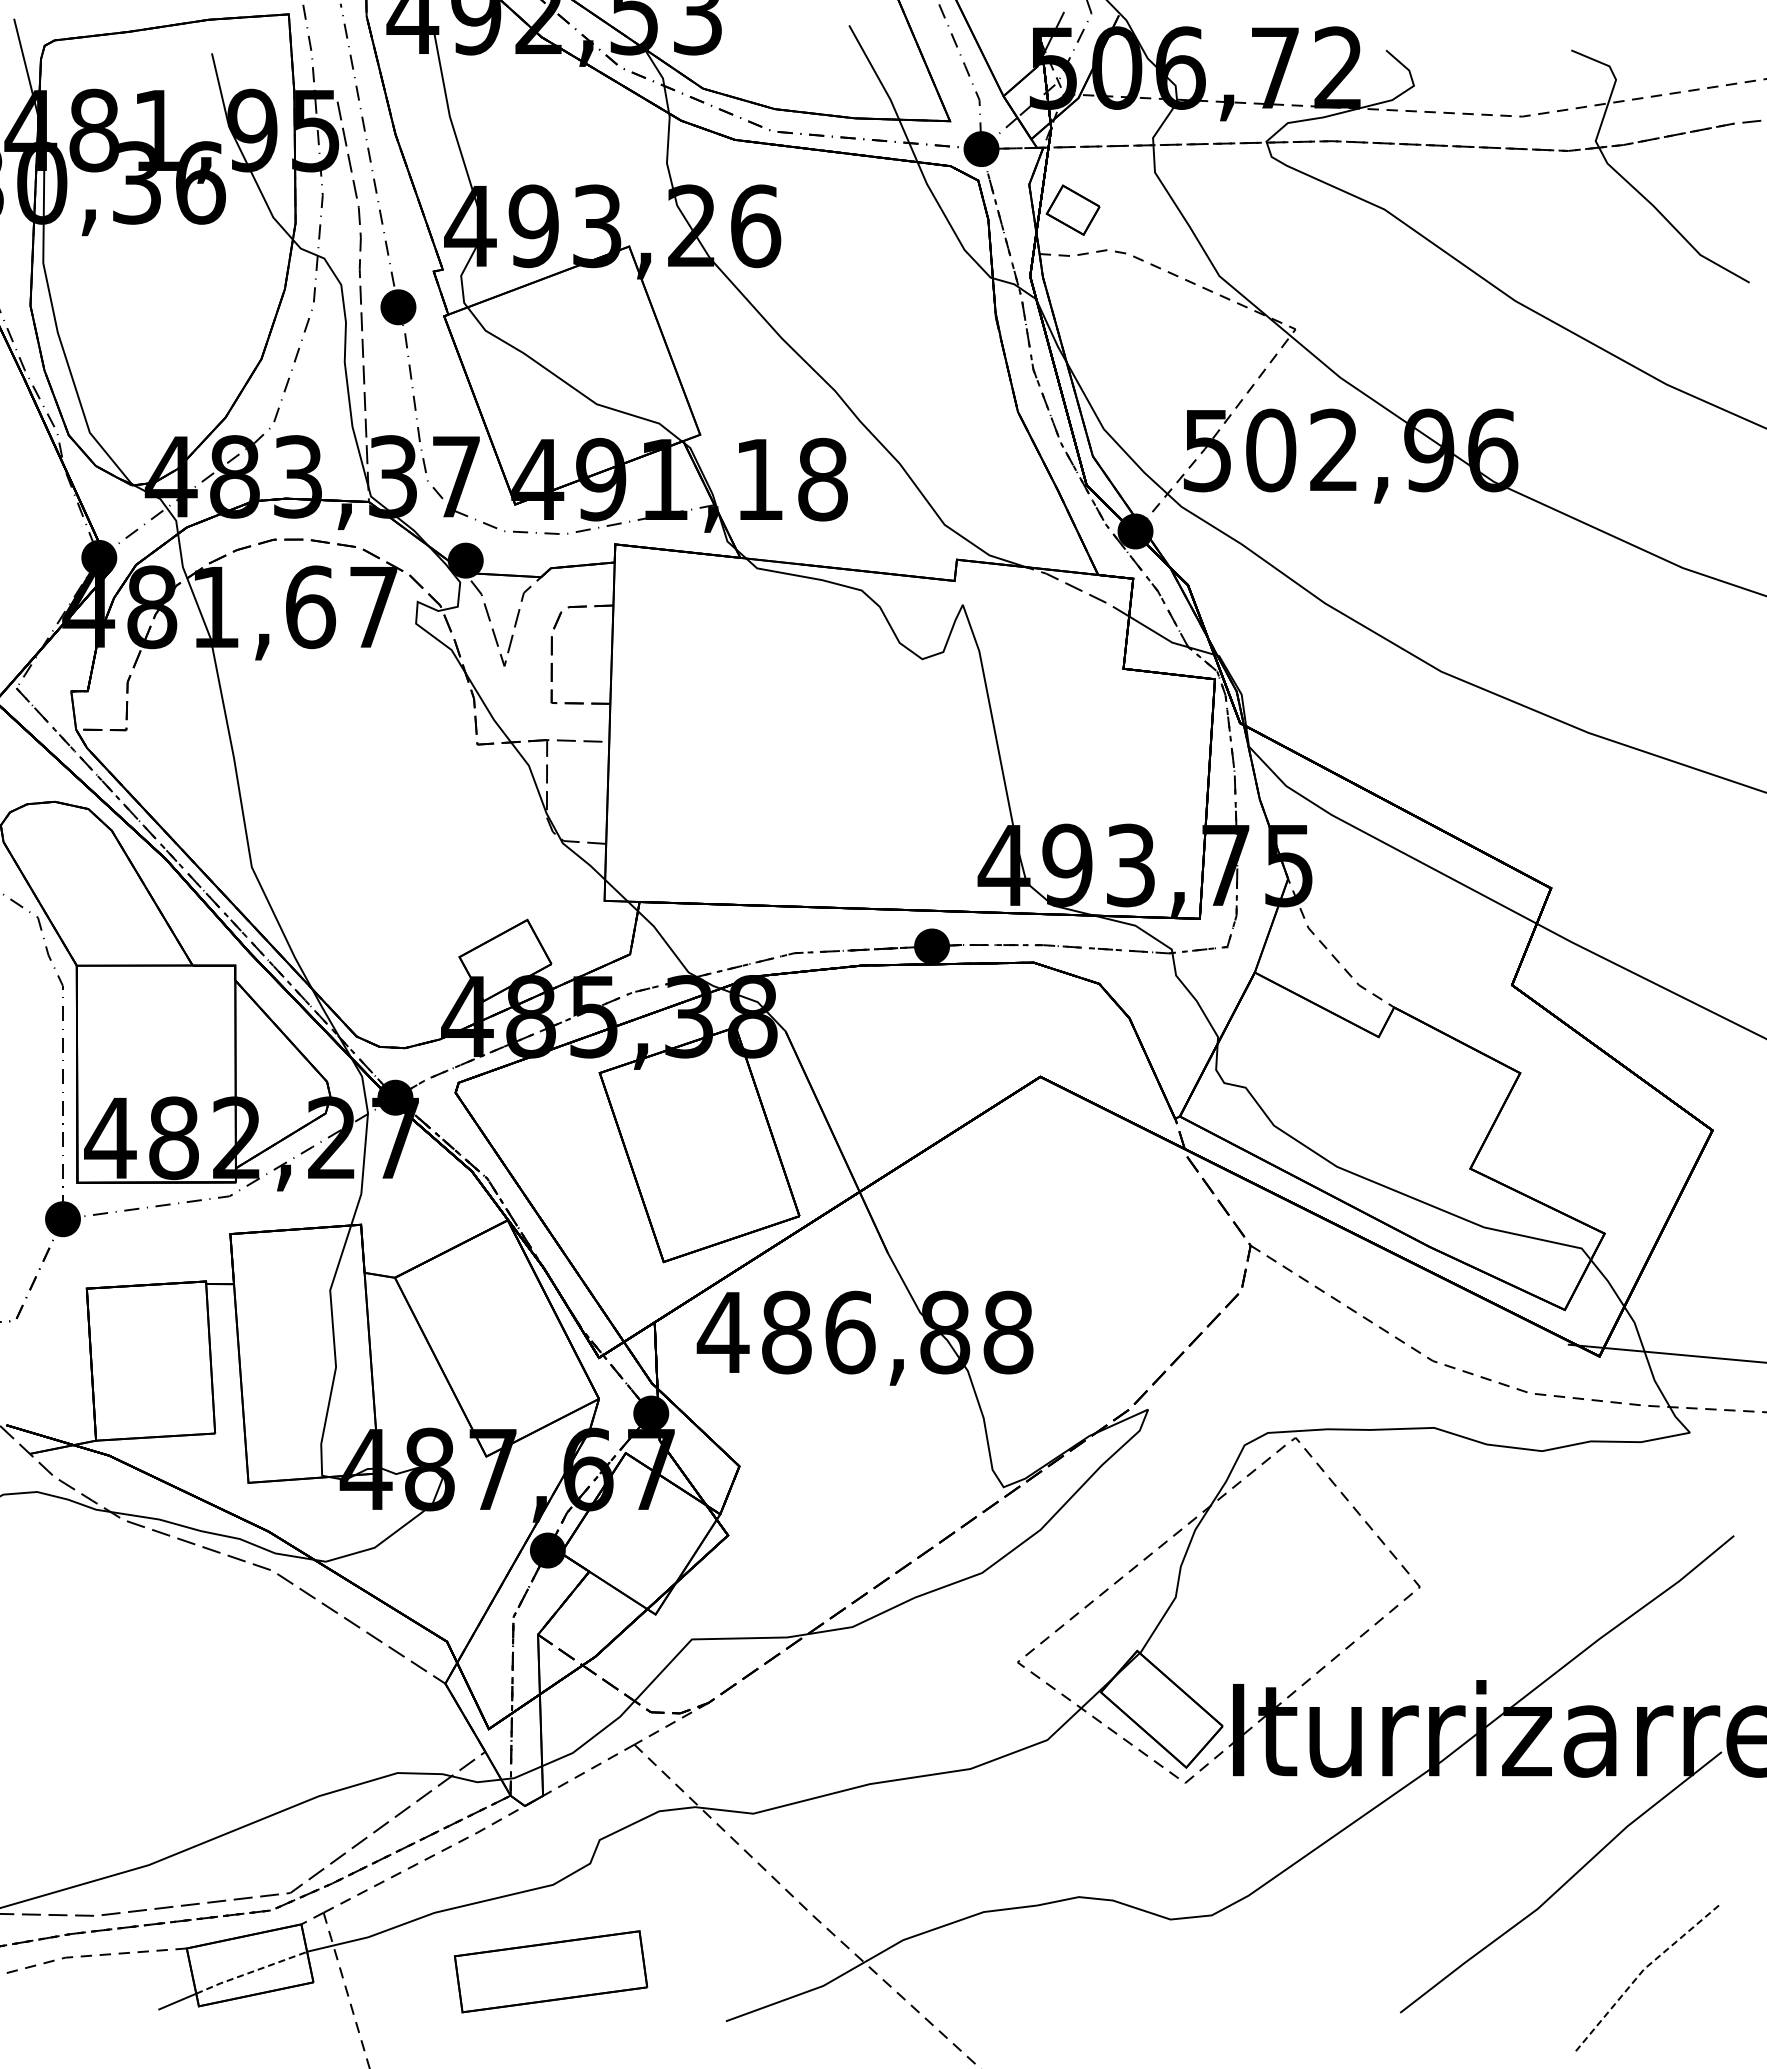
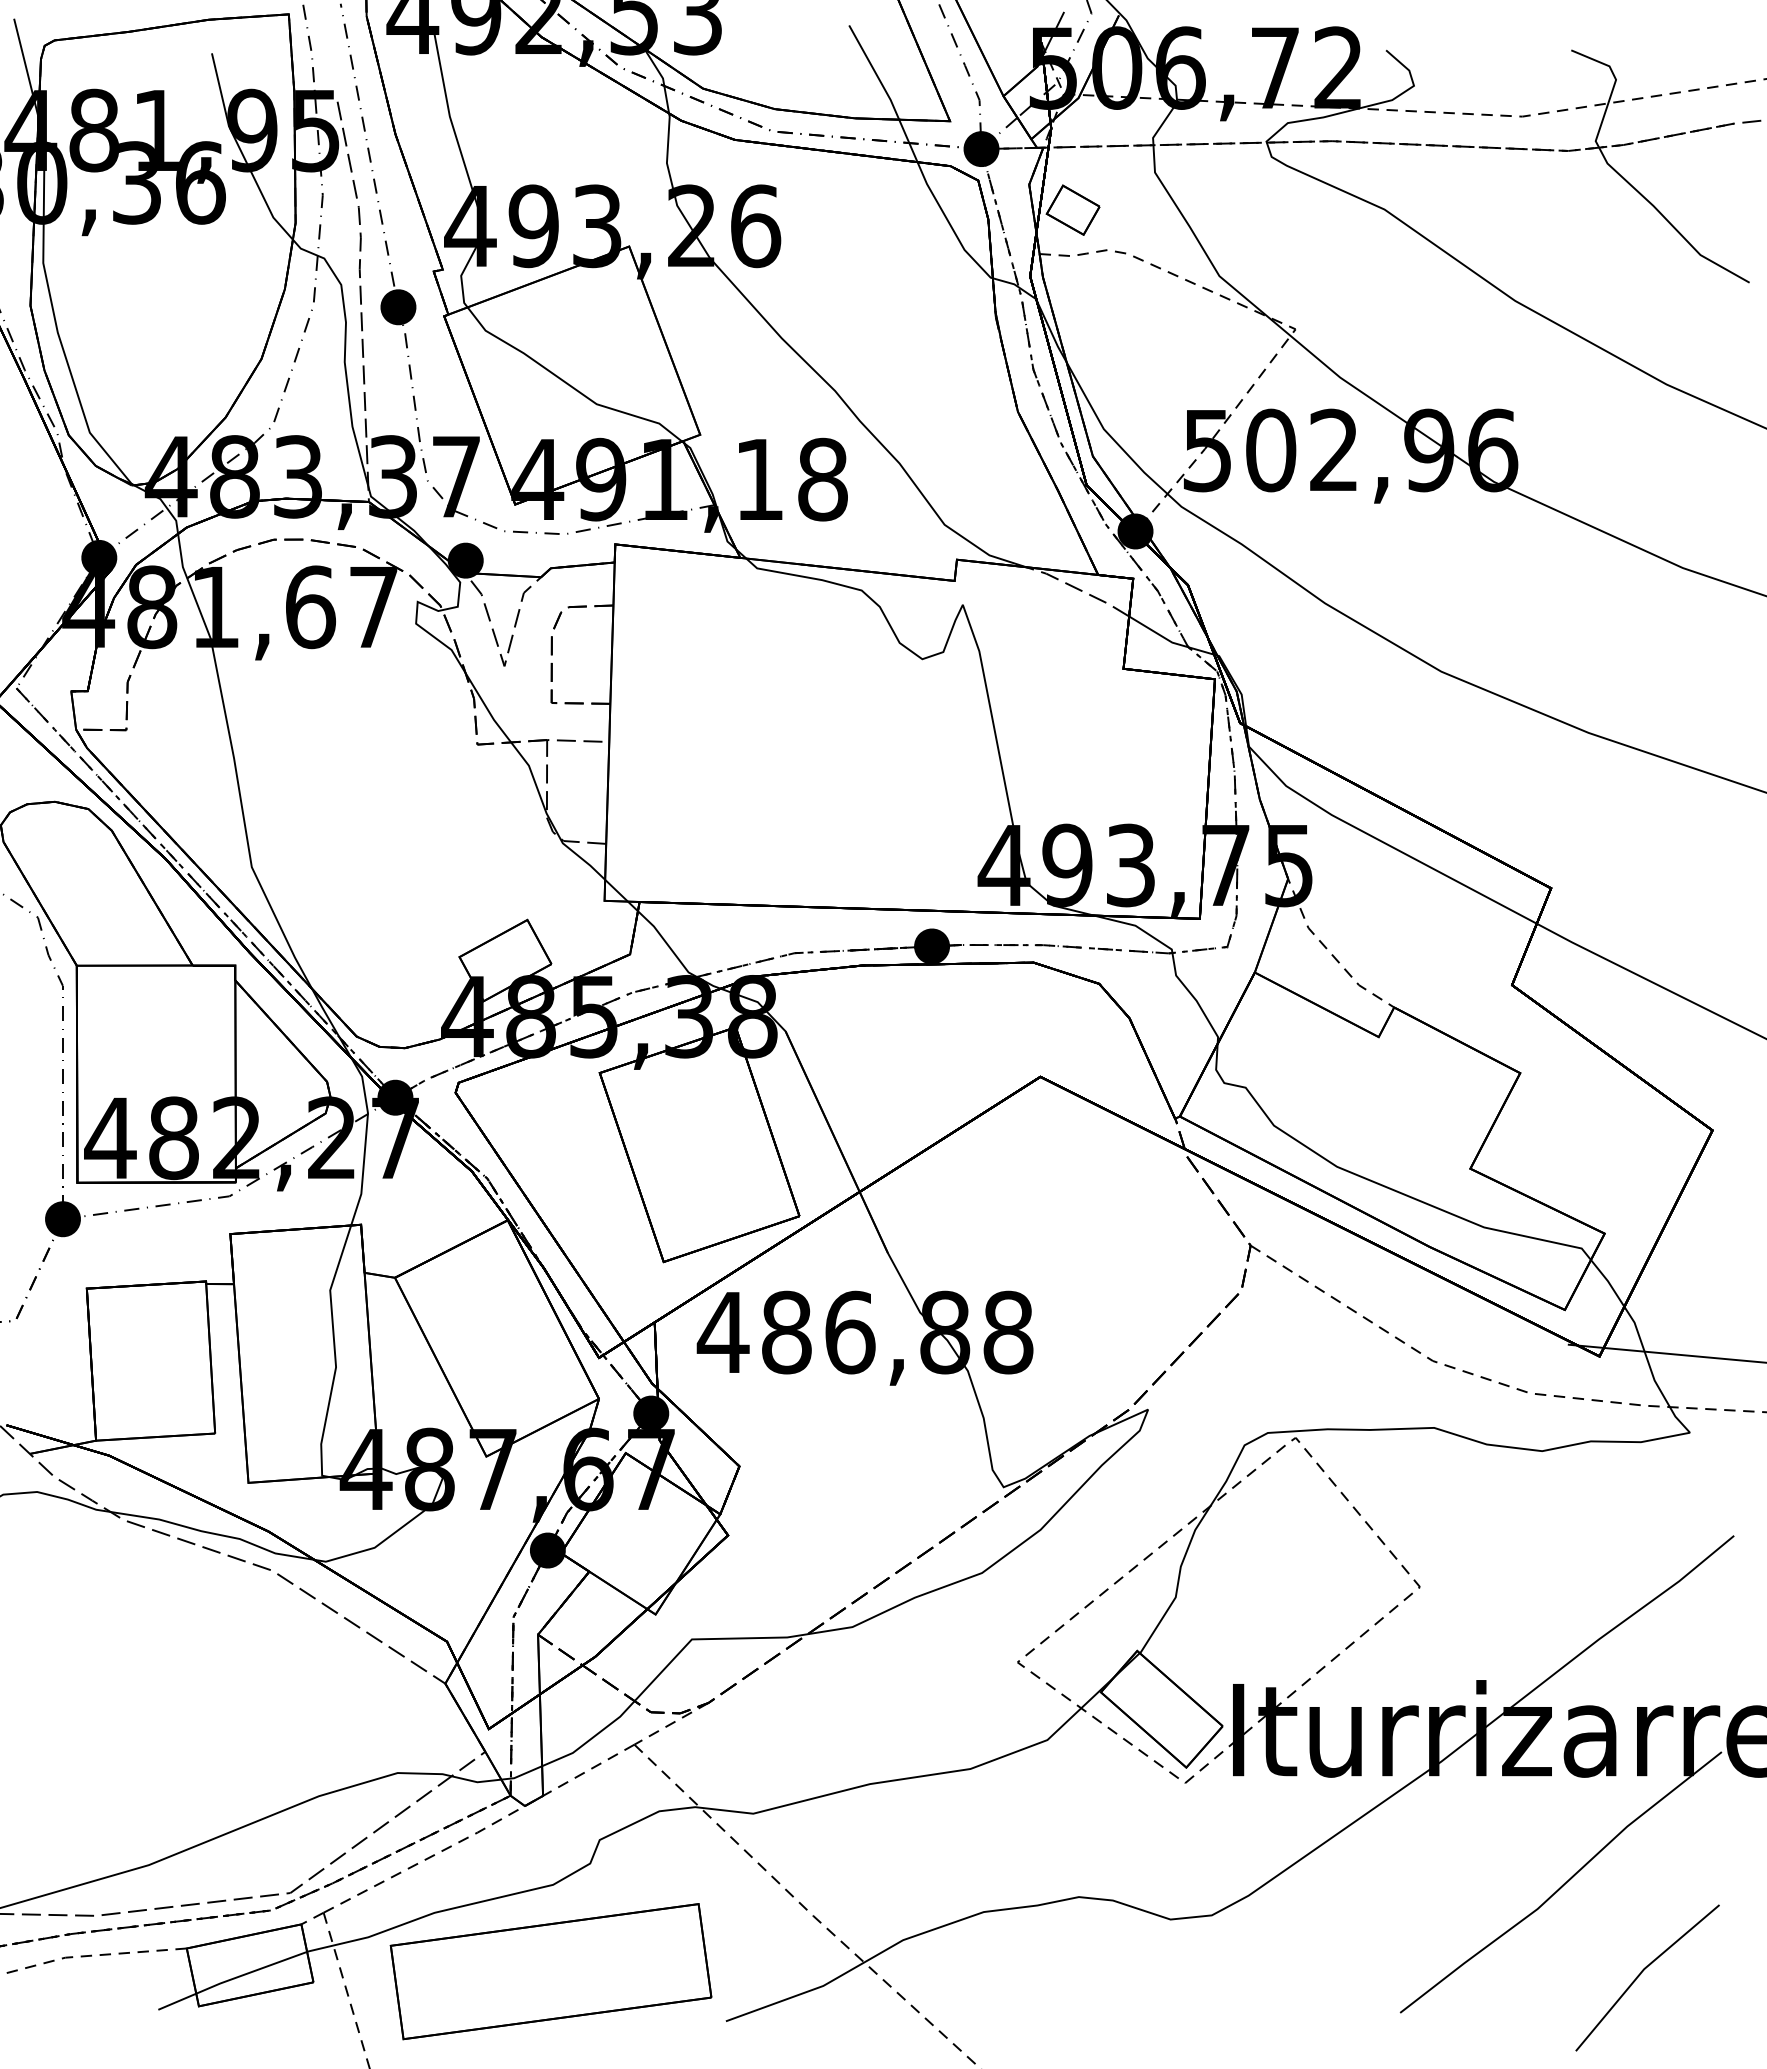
part size: 196x84 px -> 324x138 px (550, 1971)
line: dashed -> solid (1642, 1971)
line: dashed -> solid (251, 1972)
